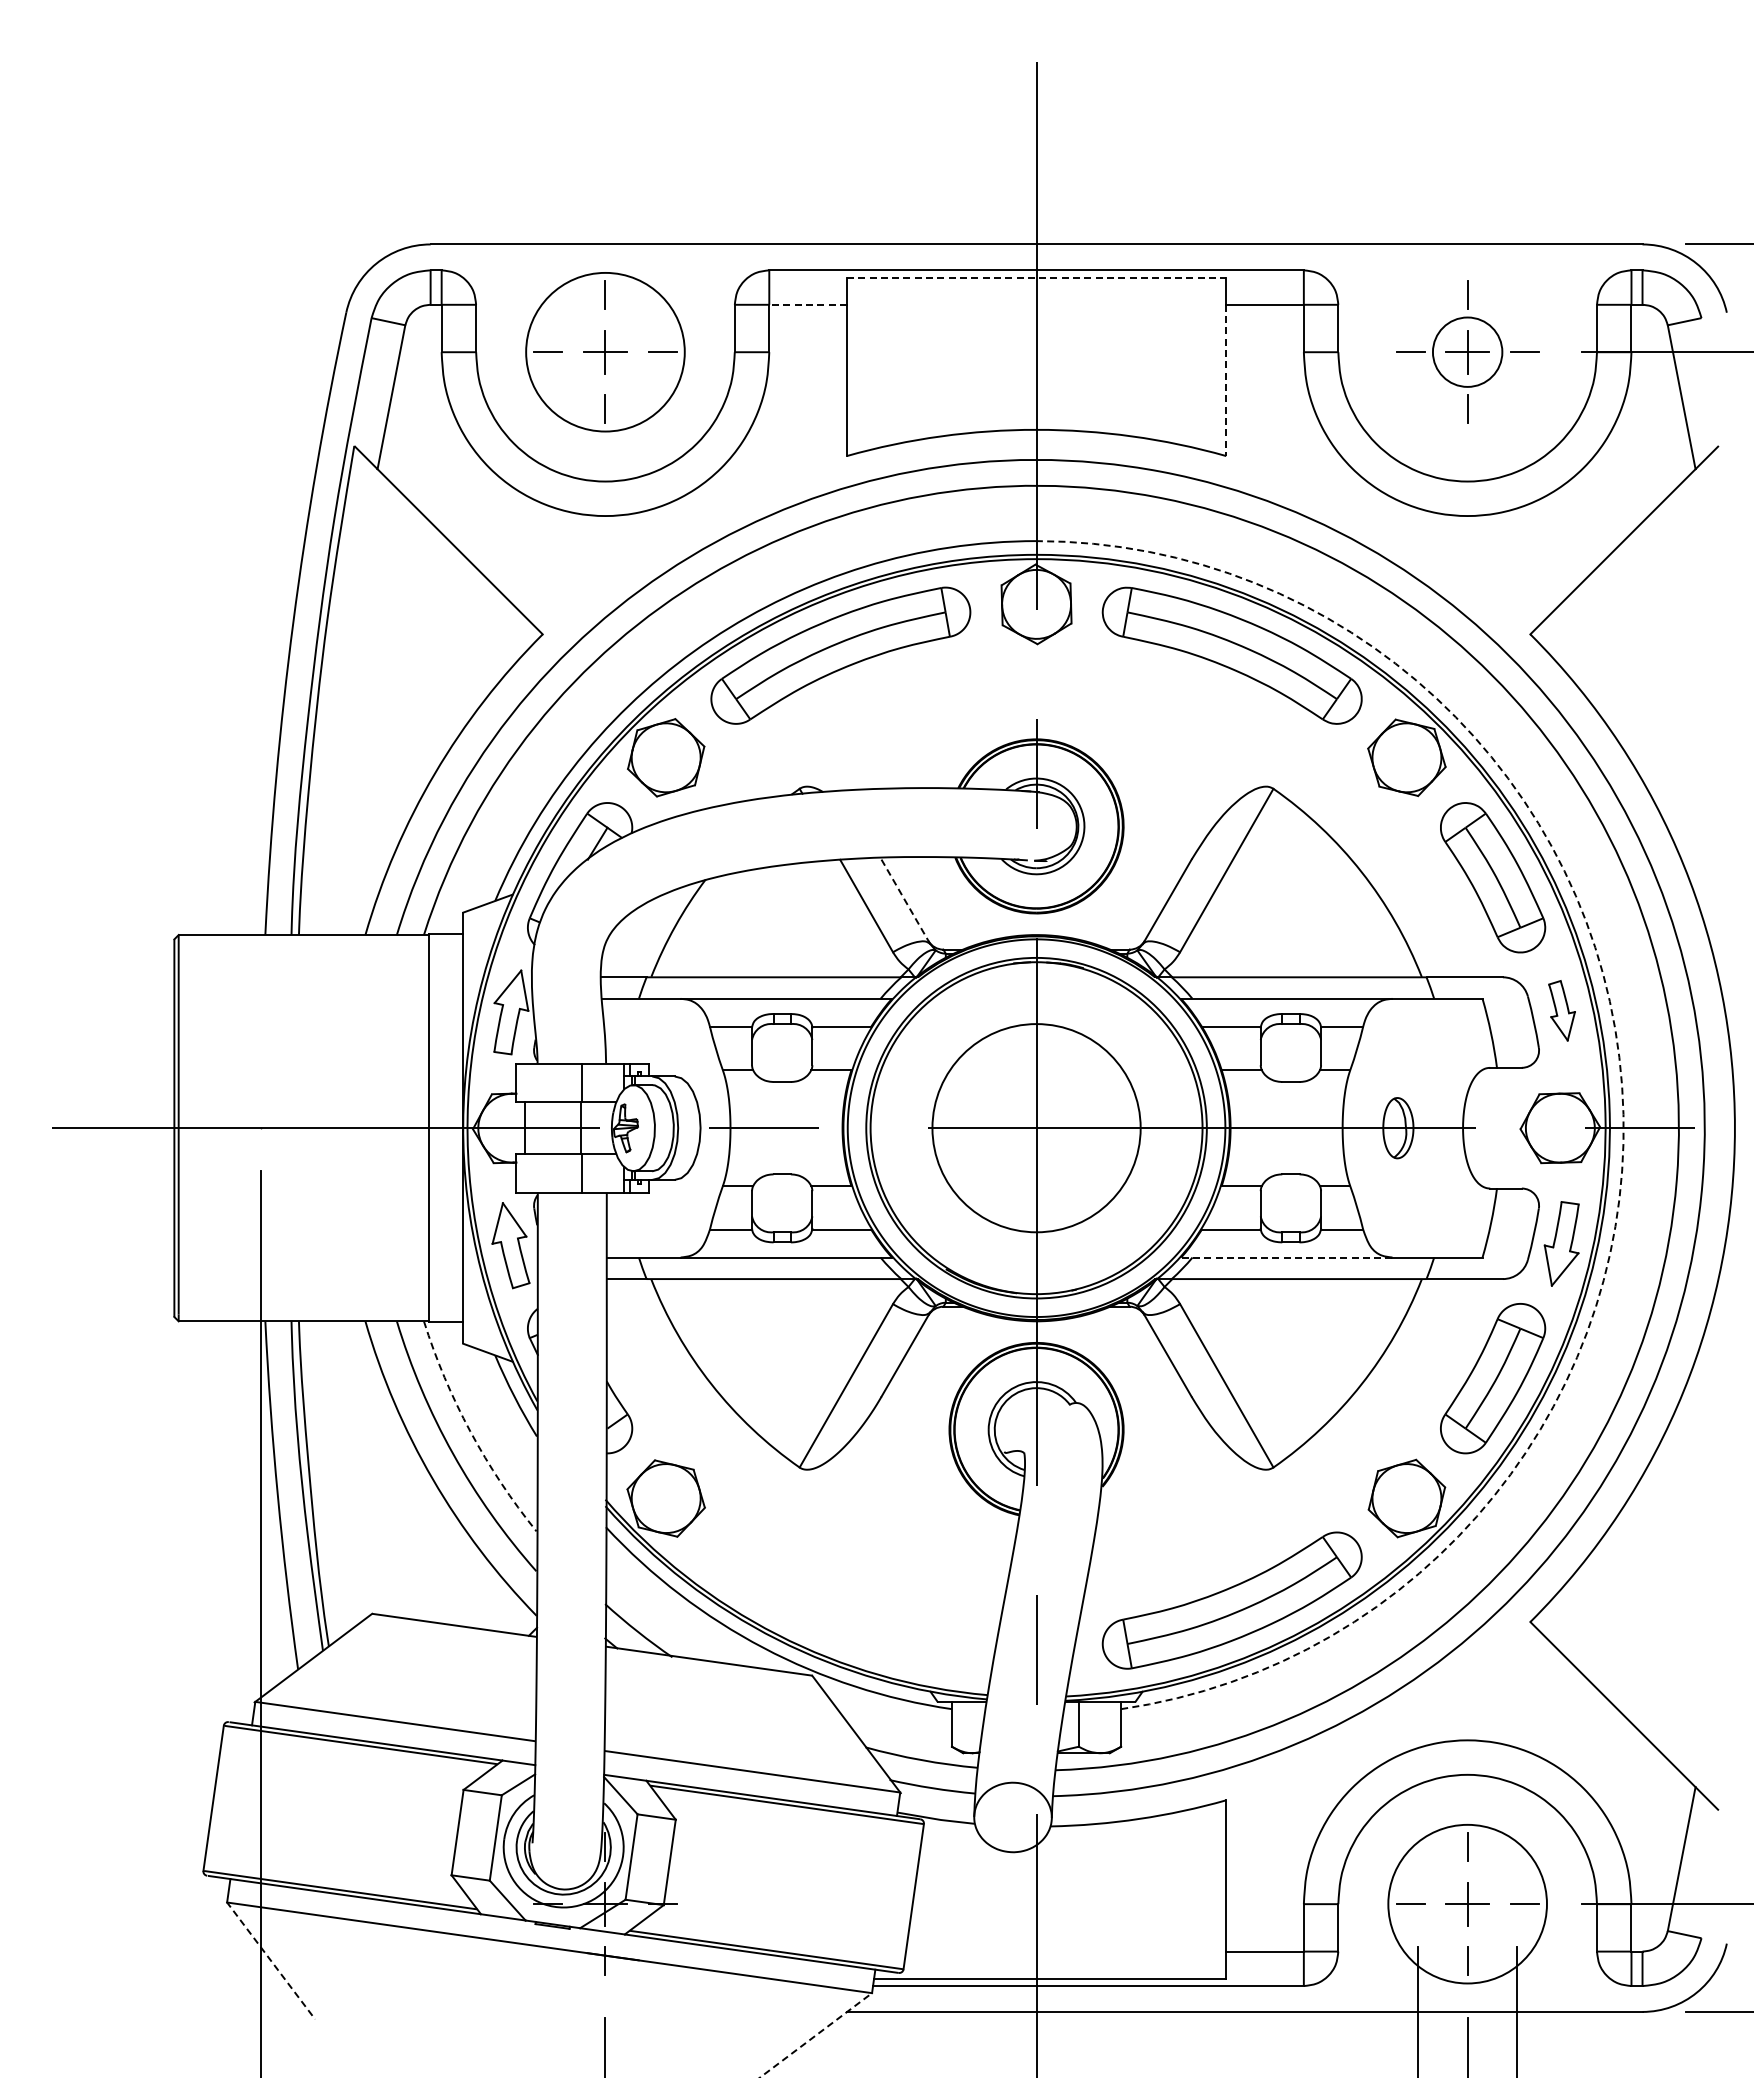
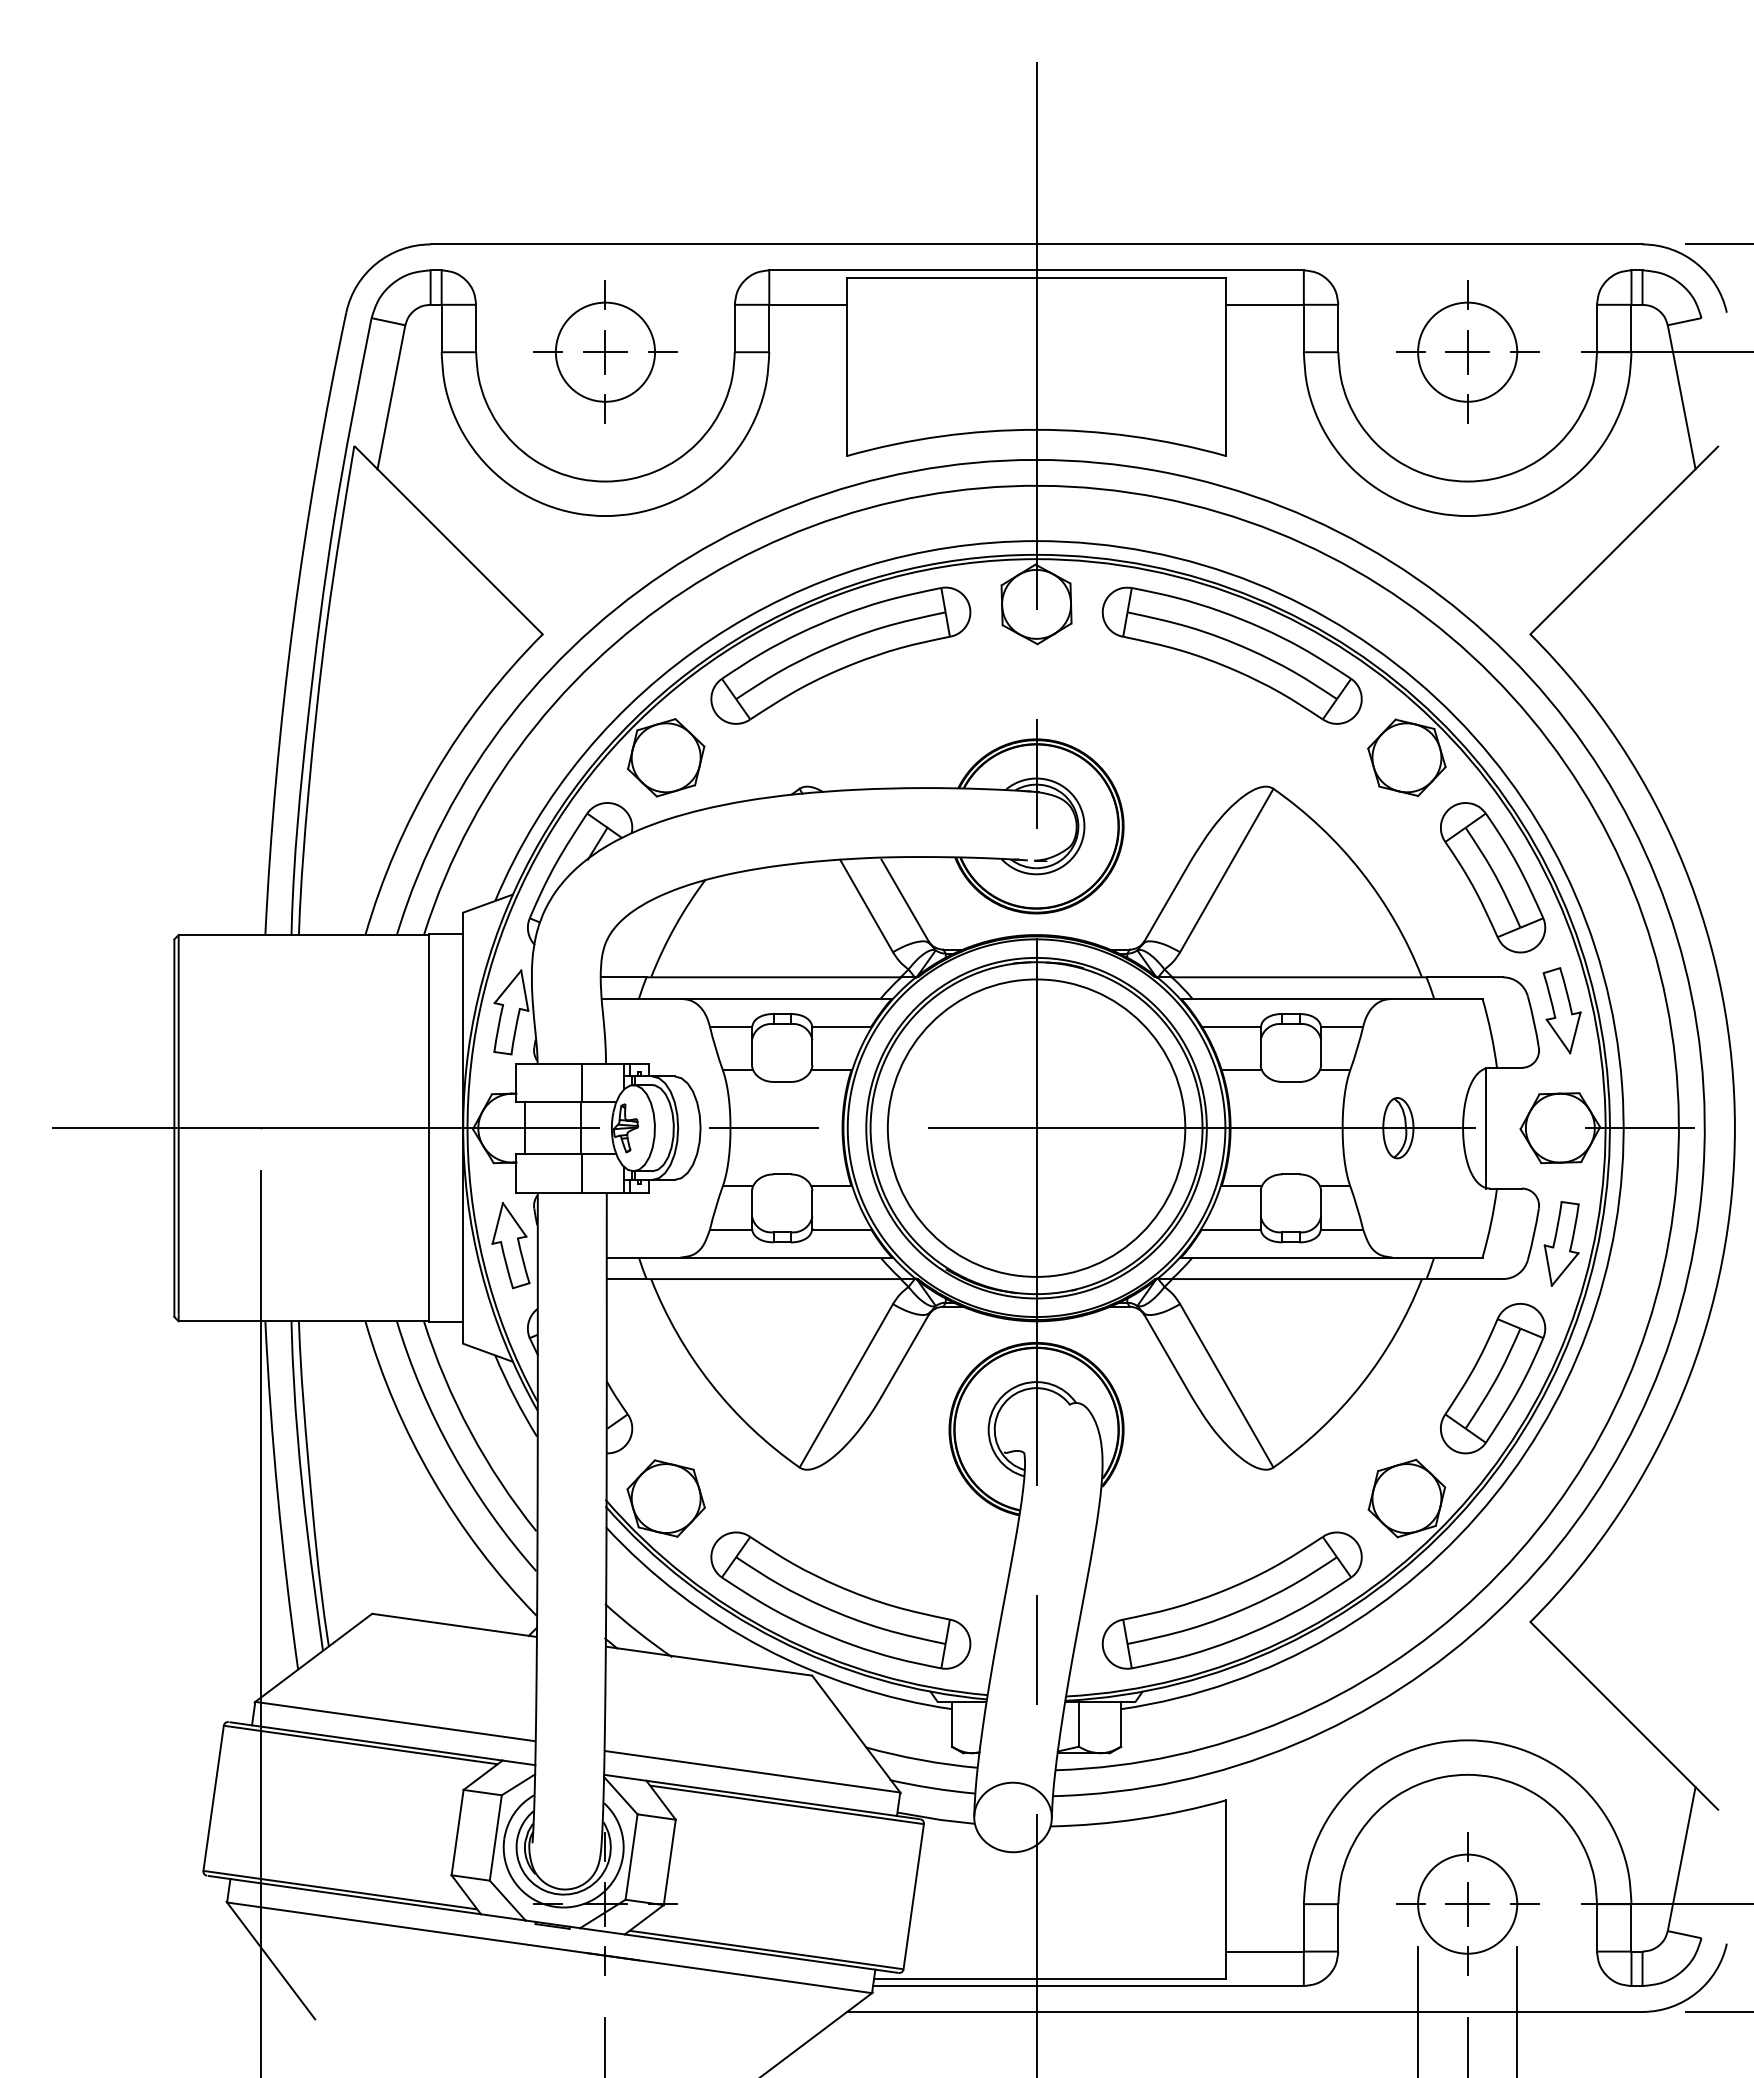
line: dashed -> solid (1036, 277)
line: dashed -> solid (808, 304)
circle diameter: 159 px -> 99 px (605, 351)
circle diameter: 69 px -> 99 px (1467, 351)
line: dashed -> solid (1226, 380)
line: dashed -> solid (905, 901)
part size: 28x62 px -> 40x88 px (1561, 1010)
arc: dashed -> solid (1622, 1085)
line: none -> present (1486, 1127)
circle diameter: 208 px -> 297 px (1036, 1127)
line: dashed -> solid (1286, 1257)
arc: dashed -> solid (470, 1431)
part: none -> present (840, 1600)
circle diameter: 159 px -> 99 px (1467, 1903)
line: dashed -> solid (270, 1960)
line: dashed -> solid (816, 2035)
